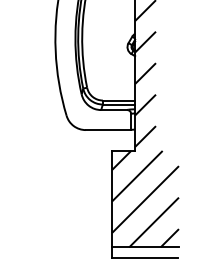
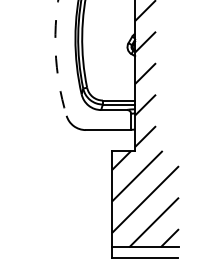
arc: solid -> dashed (56, 58)
